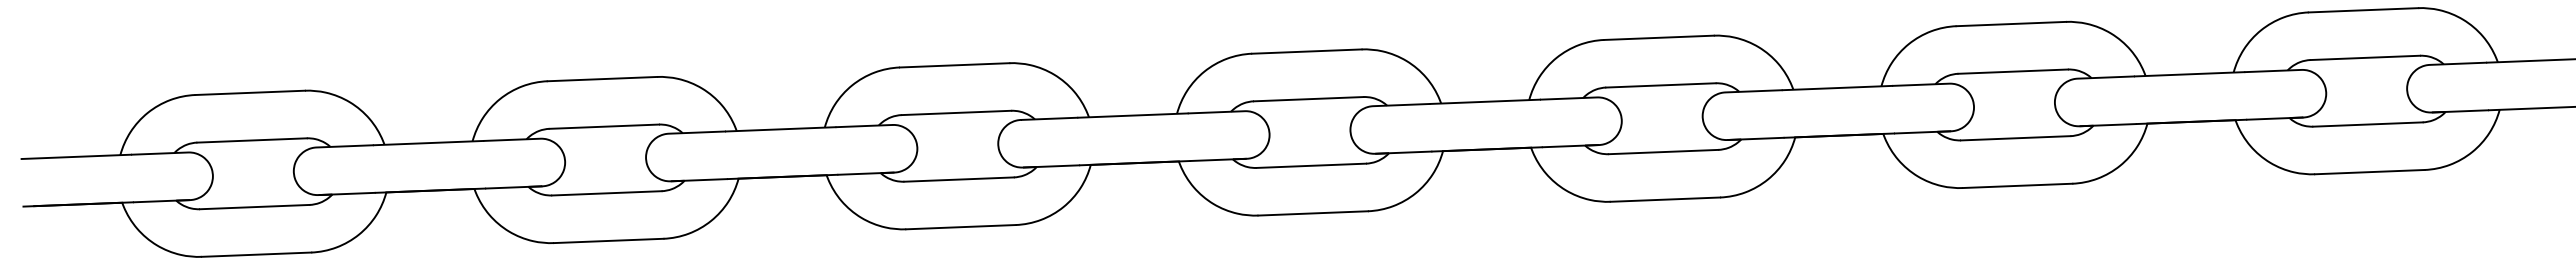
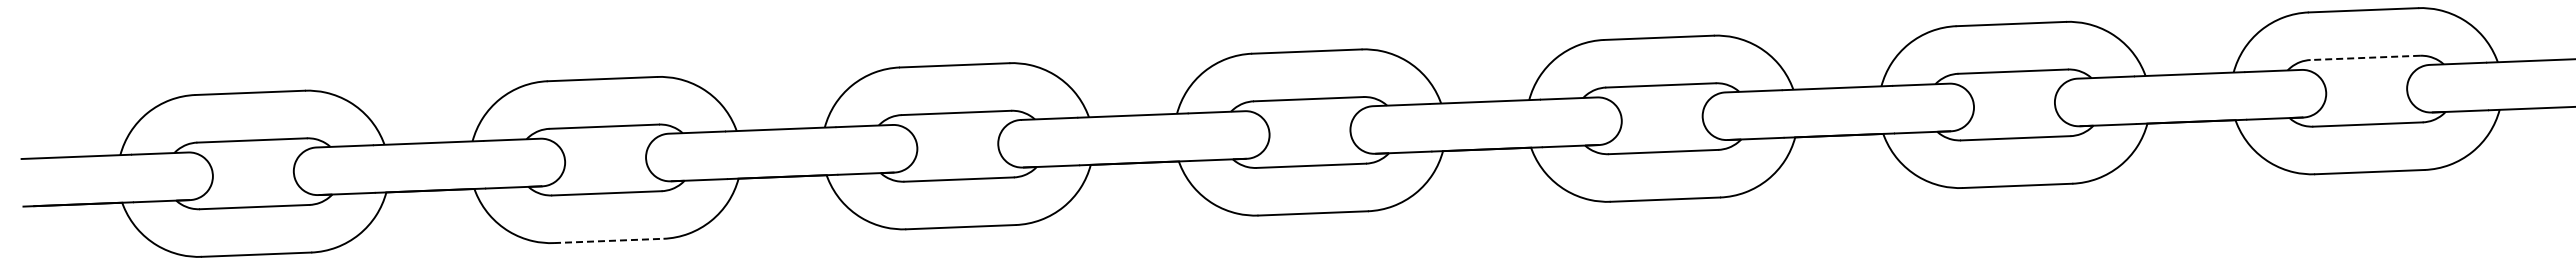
line: solid -> dashed (2365, 57)
line: solid -> dashed (608, 240)
